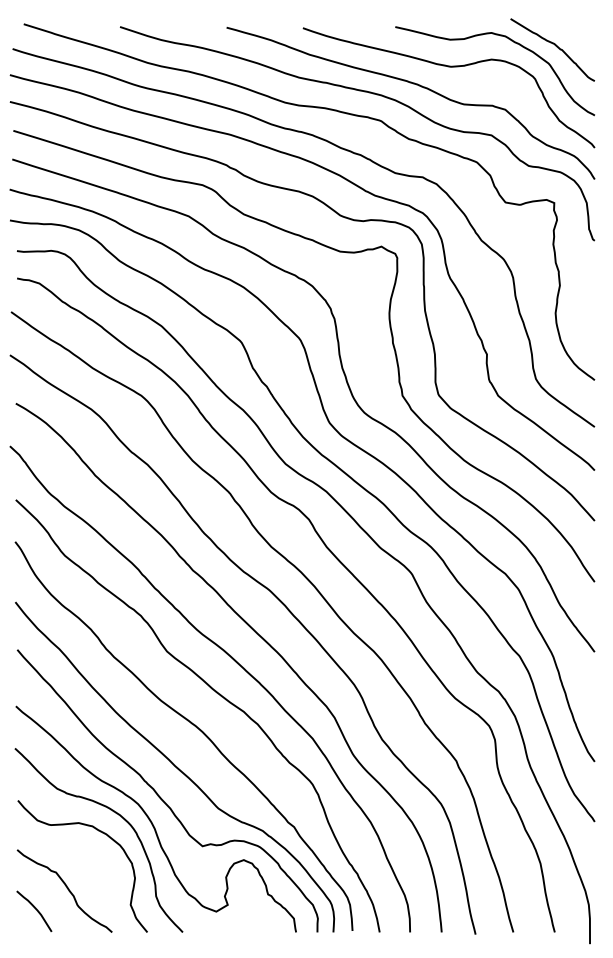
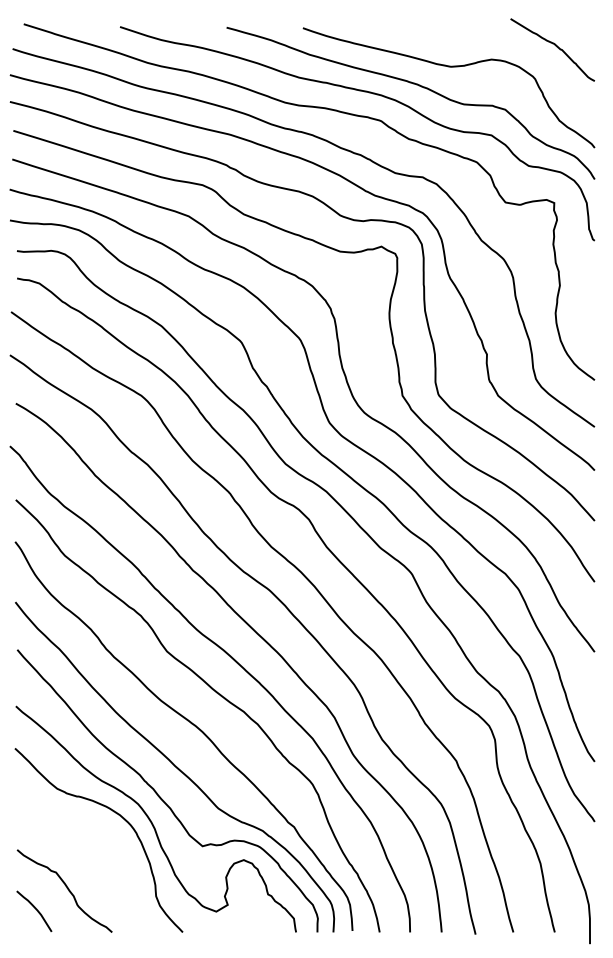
curve: present -> none (514, 43)
curve: present -> none (100, 832)
